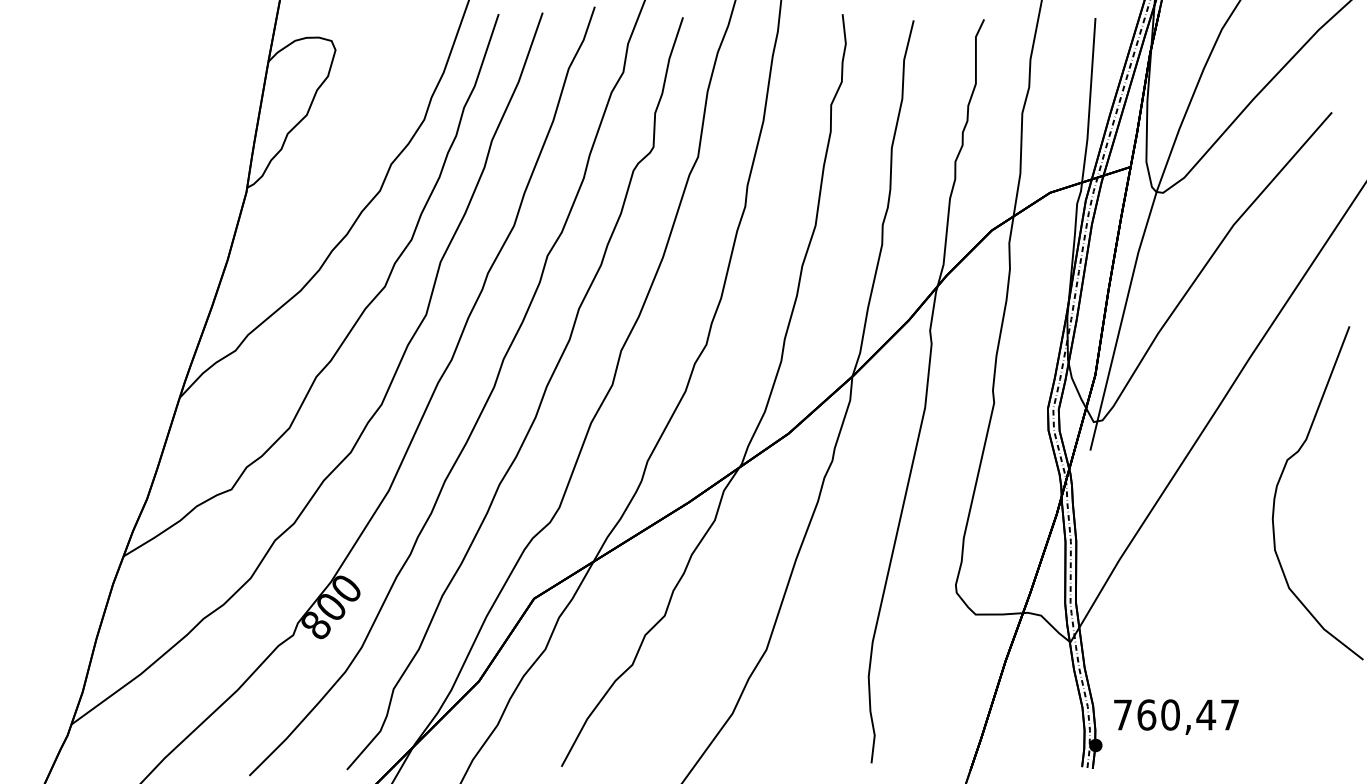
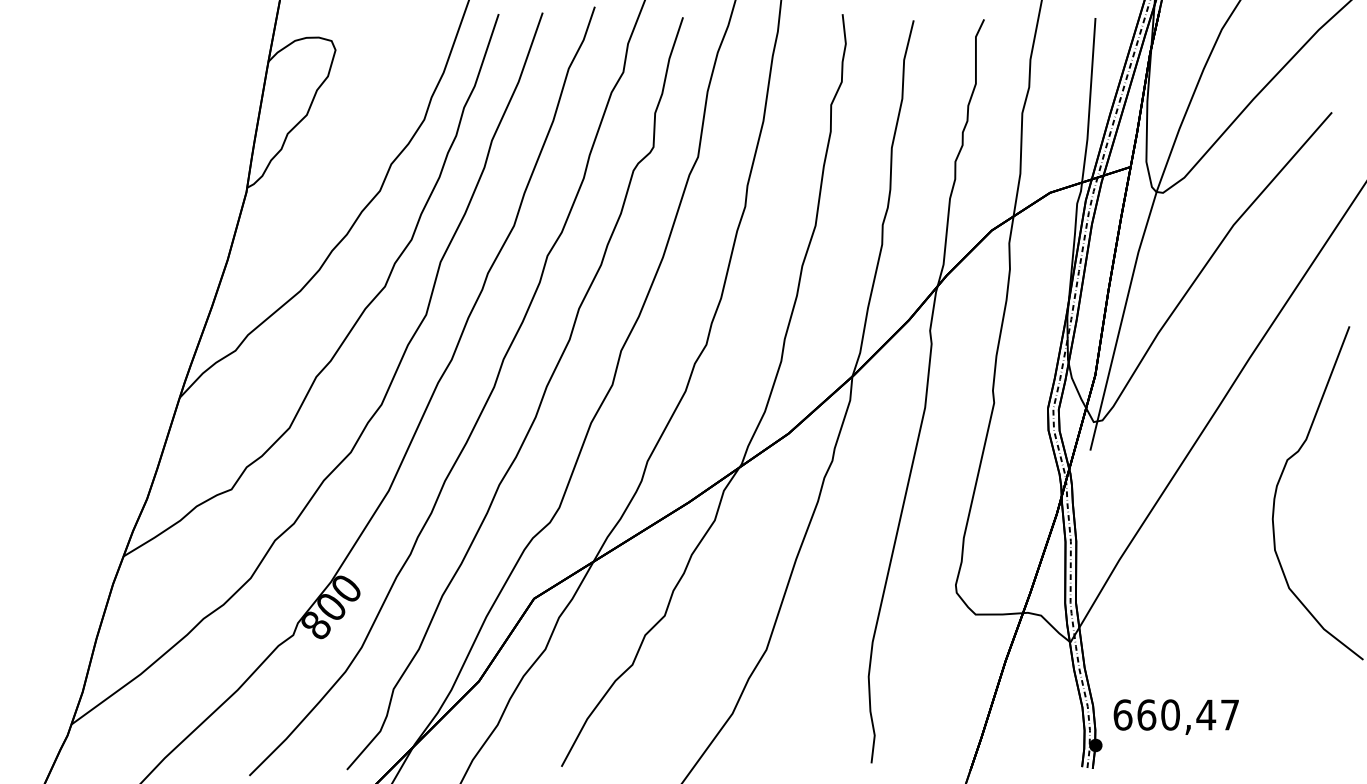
text: 760,47 -> 660,47 (1122, 714)
